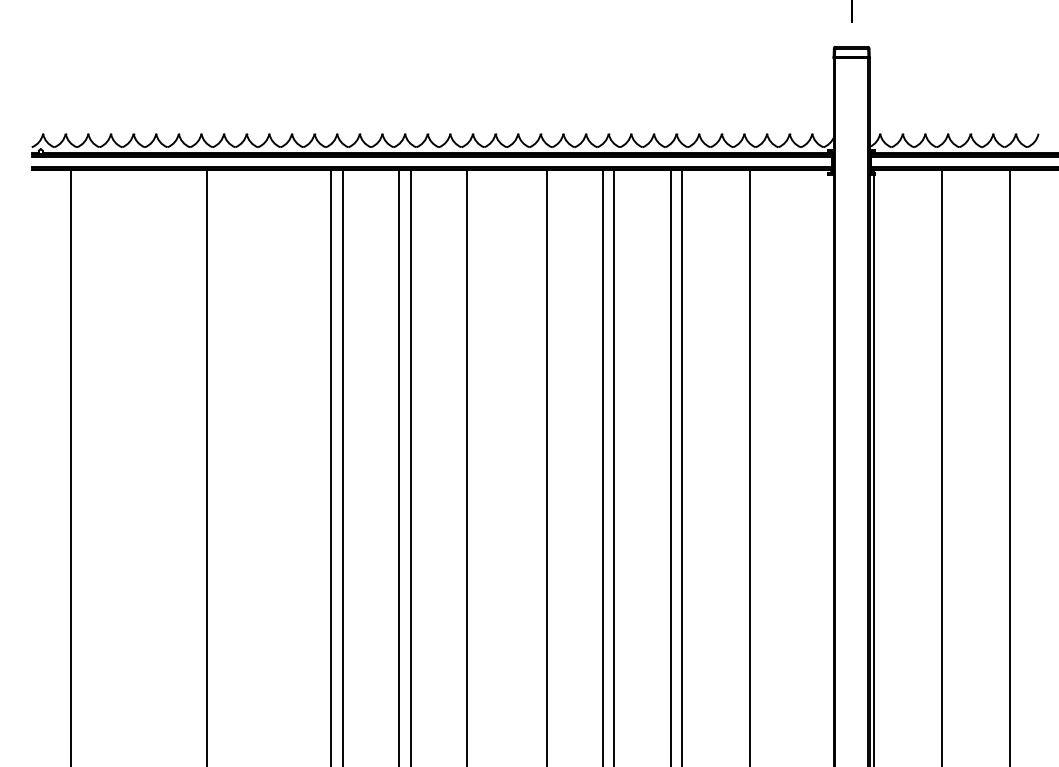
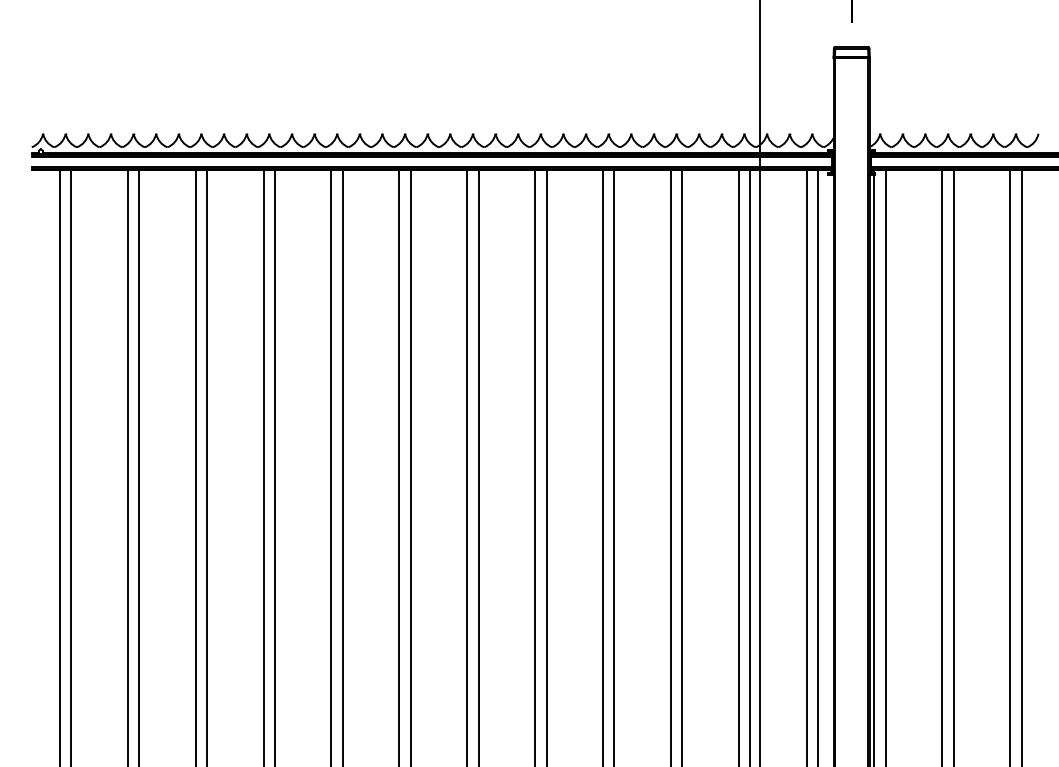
line: none -> present (759, 382)
line: none -> present (59, 466)
line: none -> present (127, 466)
line: none -> present (139, 466)
line: none -> present (195, 466)
line: none -> present (263, 466)
line: none -> present (275, 466)
line: none -> present (478, 466)
line: none -> present (535, 466)
line: none -> present (738, 466)
line: none -> present (806, 466)
line: none -> present (818, 466)
line: none -> present (885, 466)
line: none -> present (953, 466)
line: none -> present (1021, 466)
